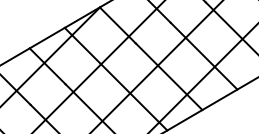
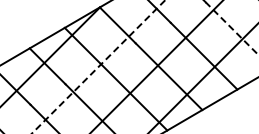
line: solid -> dashed (231, 28)
line: solid -> dashed (98, 66)
